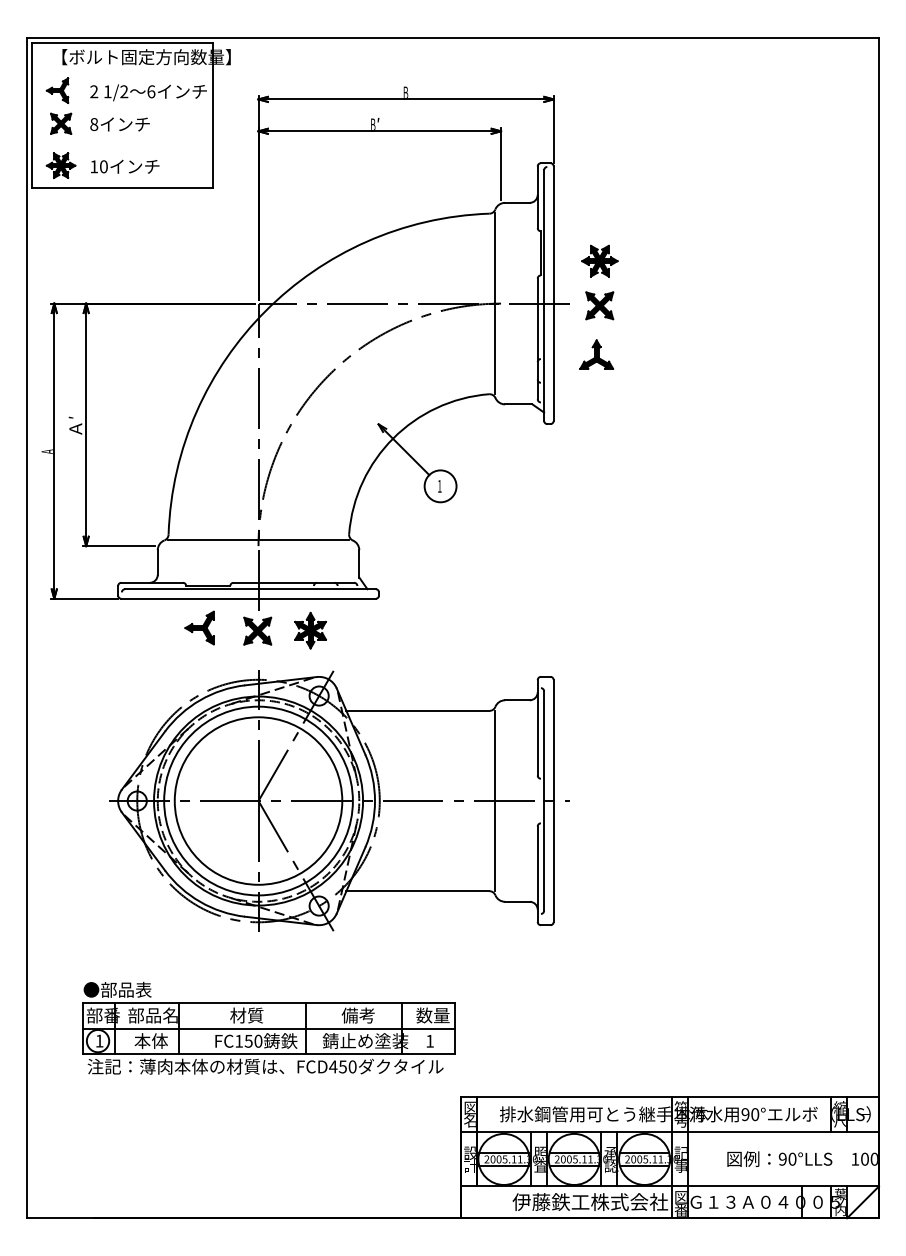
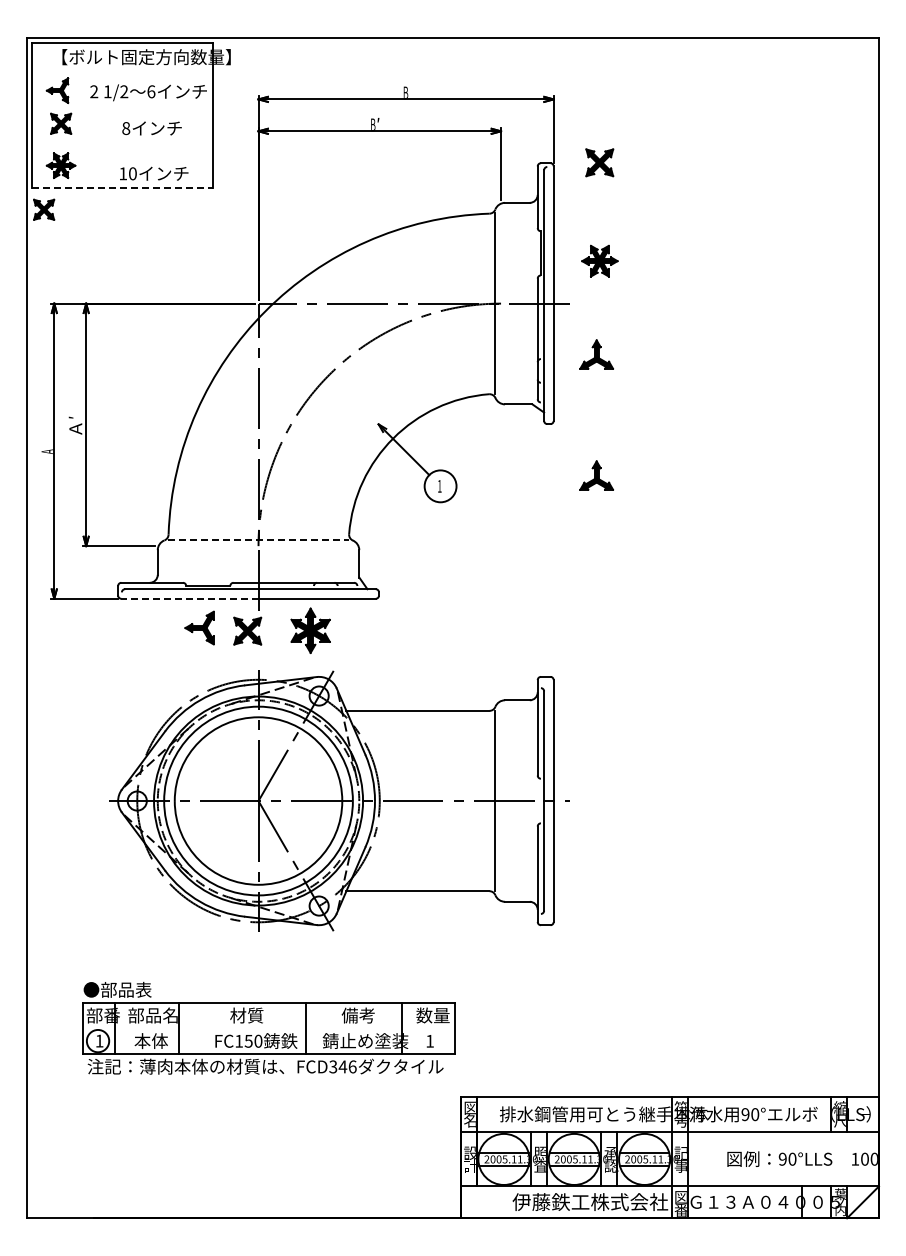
text position: (119, 124) -> (151, 128) (151, 128)
text position: (125, 166) -> (154, 173) (154, 173)
line: solid -> dashed (122, 187)
part: none -> present (44, 209)
part position: (599, 305) -> (599, 162) (599, 162)
part: none -> present (596, 475)
line: solid -> dashed (259, 539)
line: solid -> dashed (189, 598)
part position: (257, 630) -> (247, 630) (247, 630)
part size: 33x39 px -> 41x47 px (310, 630)
line: present -> none (268, 1028)
text: FCD450 -> FCD346 (342, 1066)
